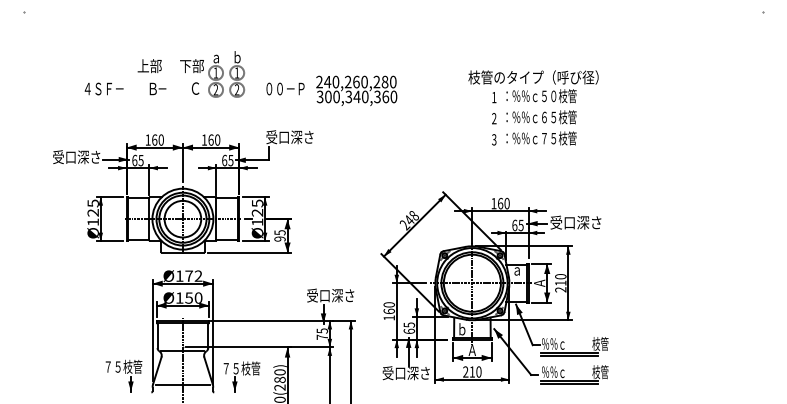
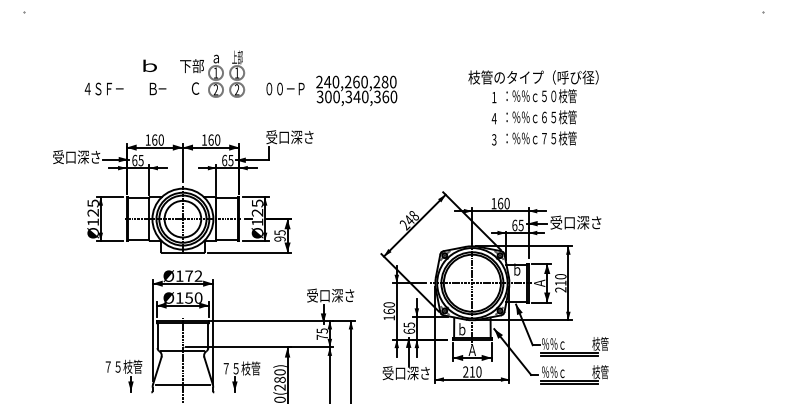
text: ｂ -> 上部 (237, 57)
text: 上部 -> ｂ (149, 66)
text: 2 -> 4 (493, 118)
text: ａ -> ｂ (517, 269)
